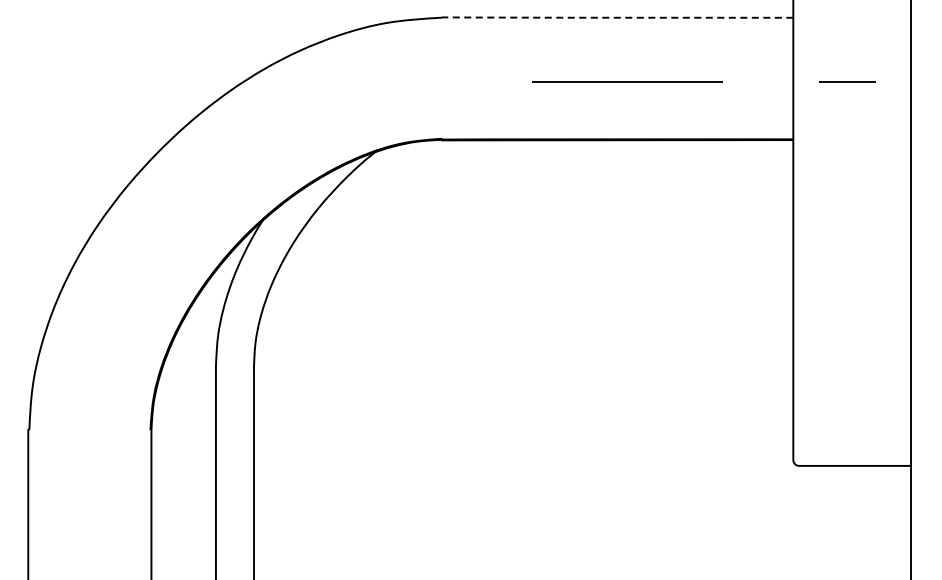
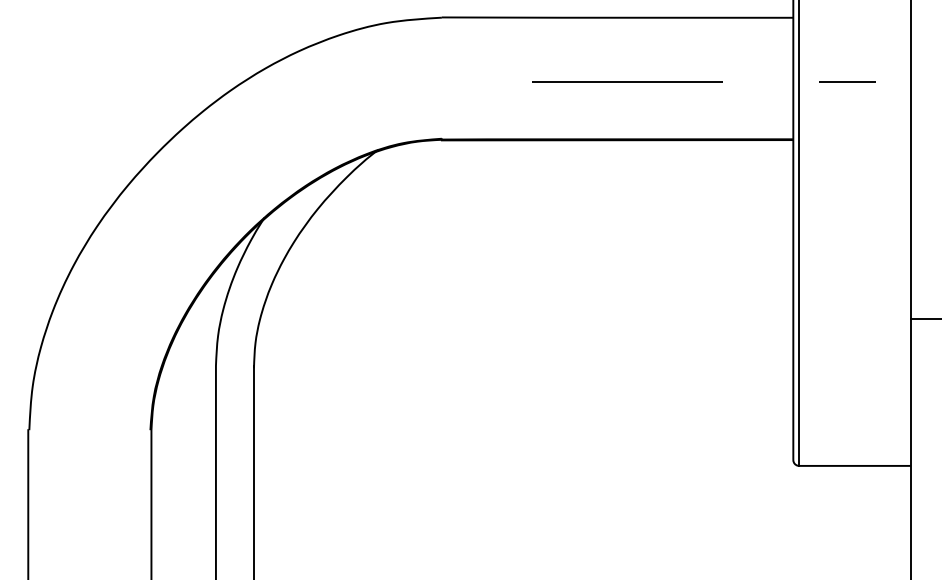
line: dashed -> solid (616, 17)
line: none -> present (799, 233)
line: none -> present (924, 319)
